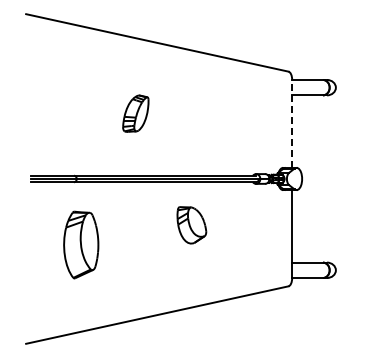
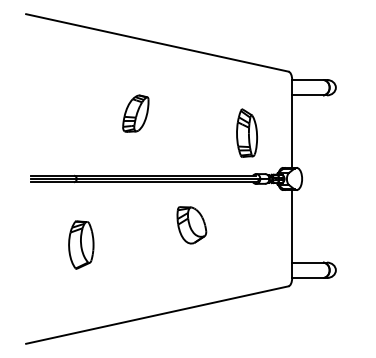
line: dashed -> solid (292, 123)
part: none -> present (246, 132)
part size: 37x70 px -> 27x50 px (81, 244)
